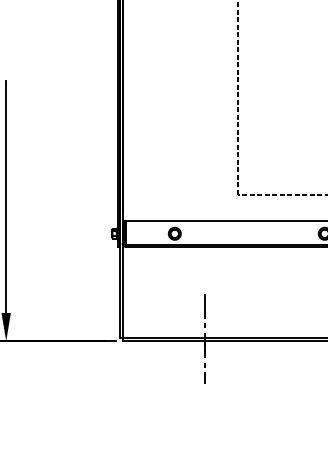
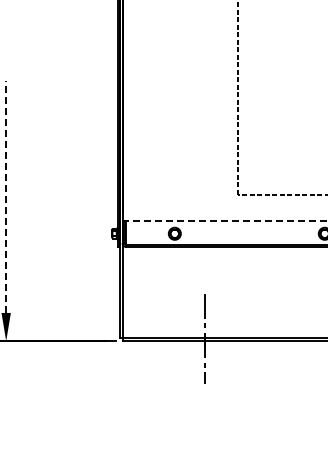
line: solid -> dashed (6, 196)
line: solid -> dashed (227, 220)
